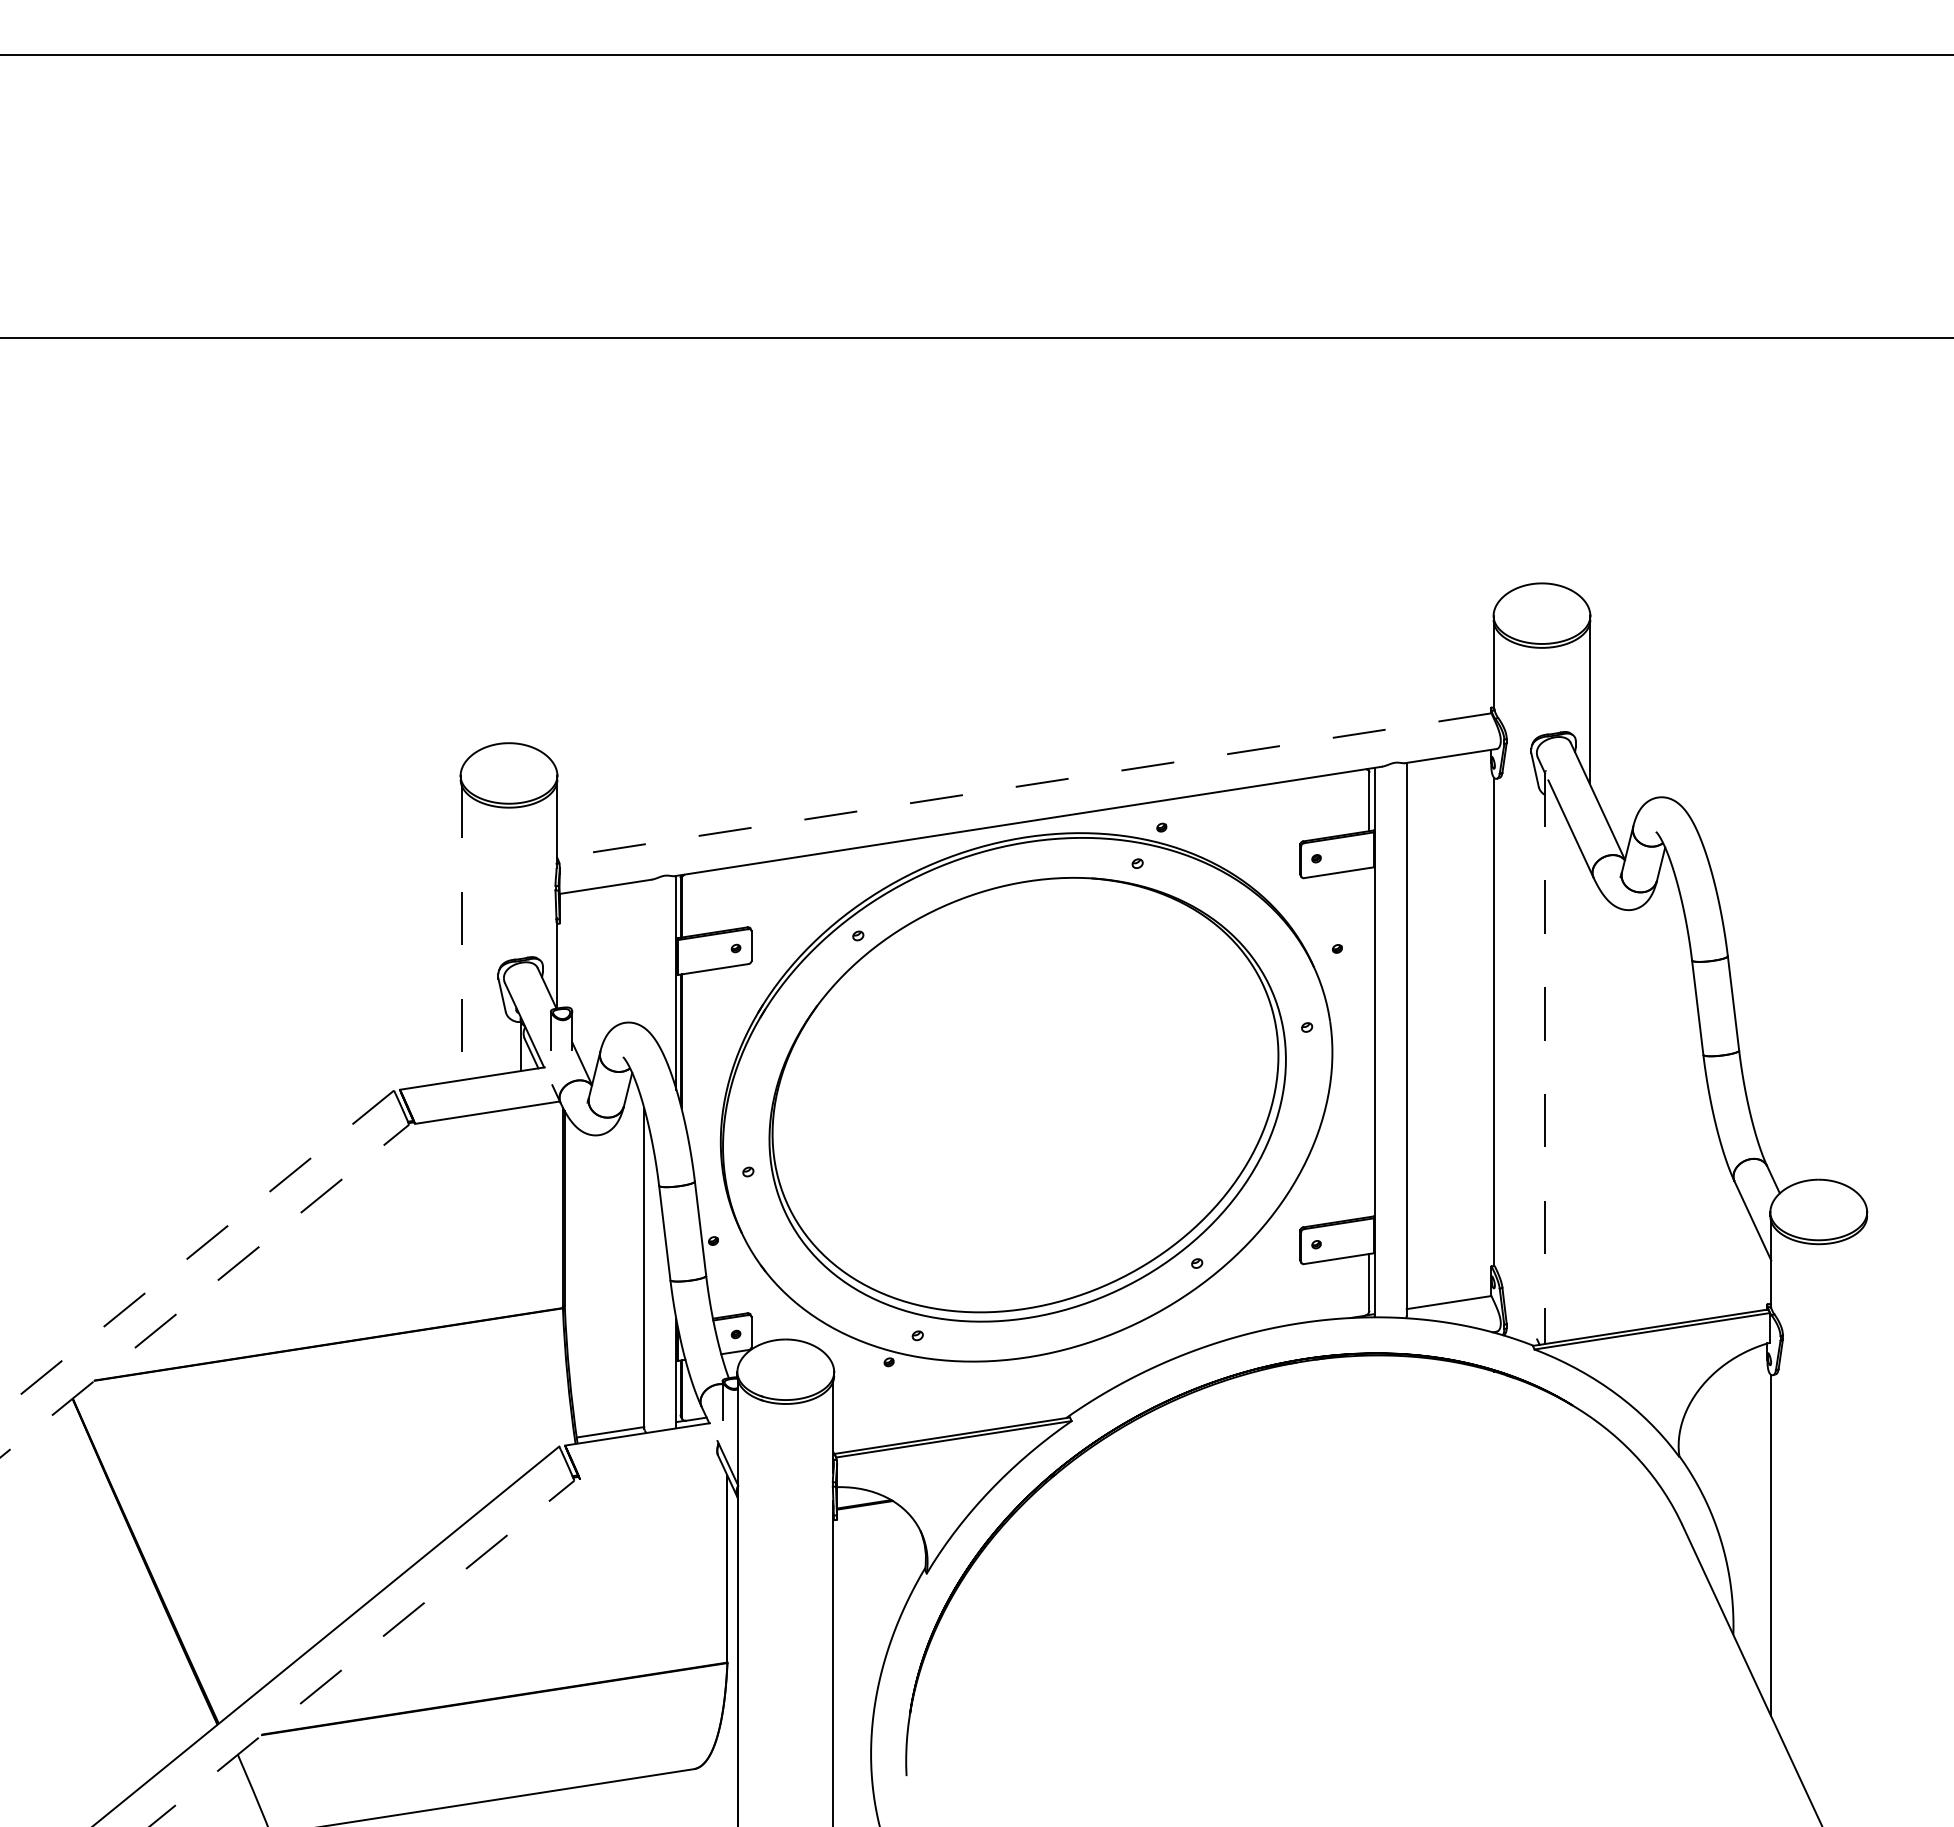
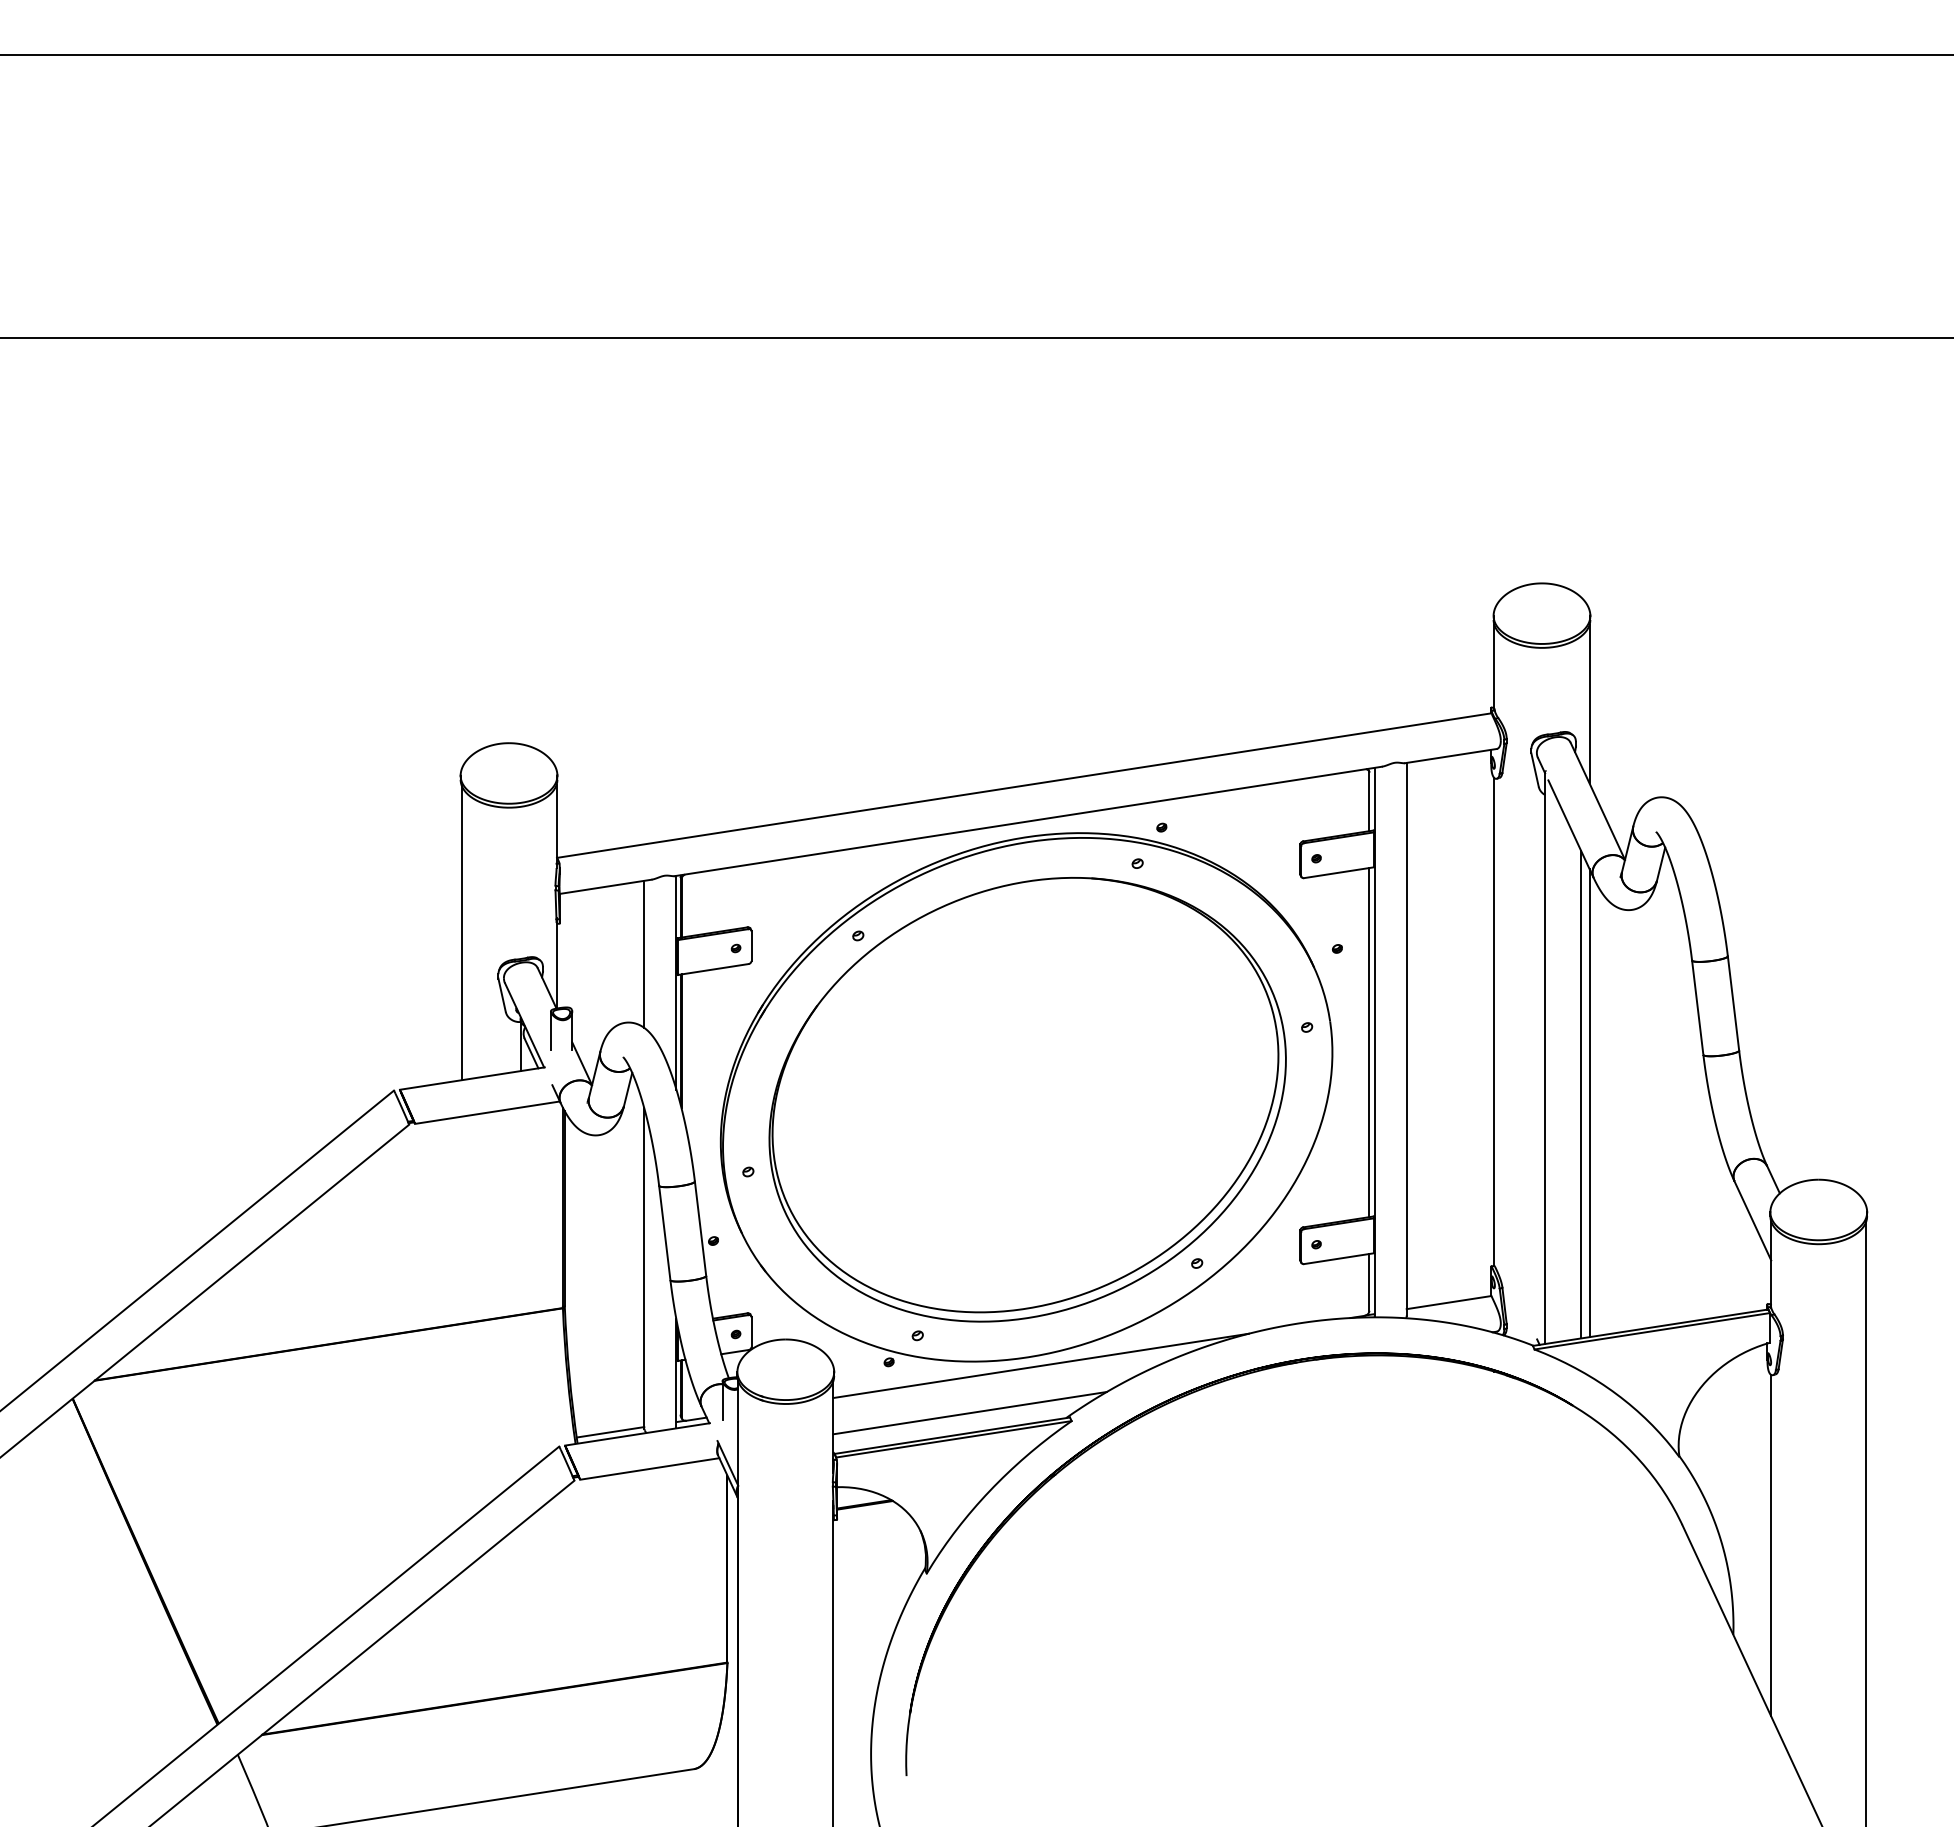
line: dashed -> solid (1024, 785)
line: dashed -> solid (461, 932)
line: none -> present (644, 953)
line: none -> present (1369, 1042)
line: dashed -> solid (1545, 1059)
line: none -> present (1581, 1094)
line: none -> present (1589, 1102)
line: dashed -> solid (197, 1250)
line: dashed -> solid (205, 1290)
line: none -> present (1040, 1365)
line: none -> present (969, 1412)
line: none -> present (649, 1468)
line: none -> present (1866, 1522)
line: dashed -> solid (361, 1653)
